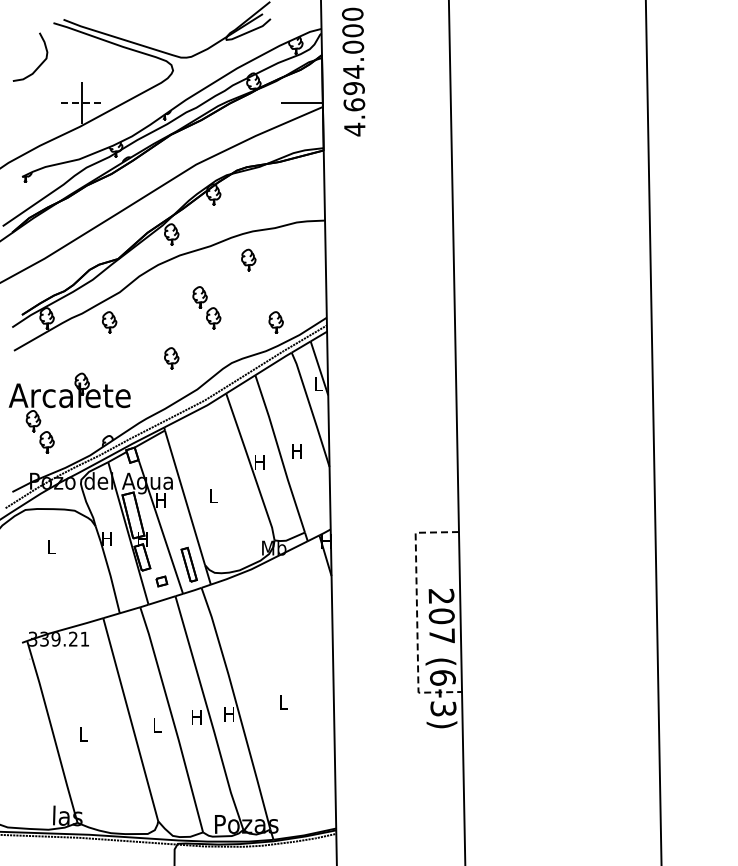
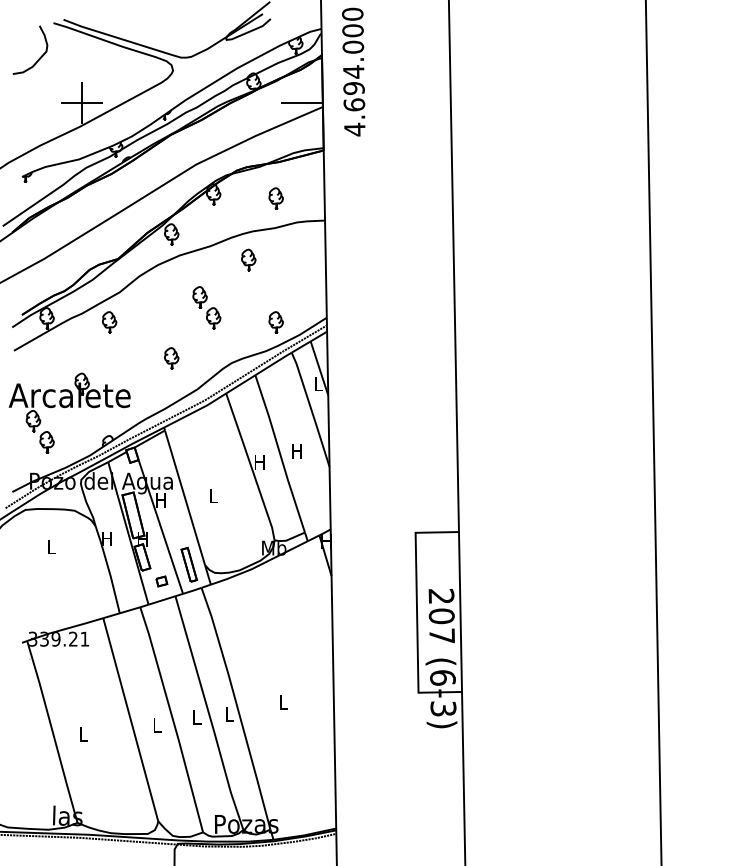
curve position: (39, 64) -> (39, 57) (39, 57)
line: dashed -> solid (81, 103)
part: none -> present (275, 198)
line: dashed -> solid (417, 612)
text: H -> L (228, 714)
text: H -> L (196, 717)
